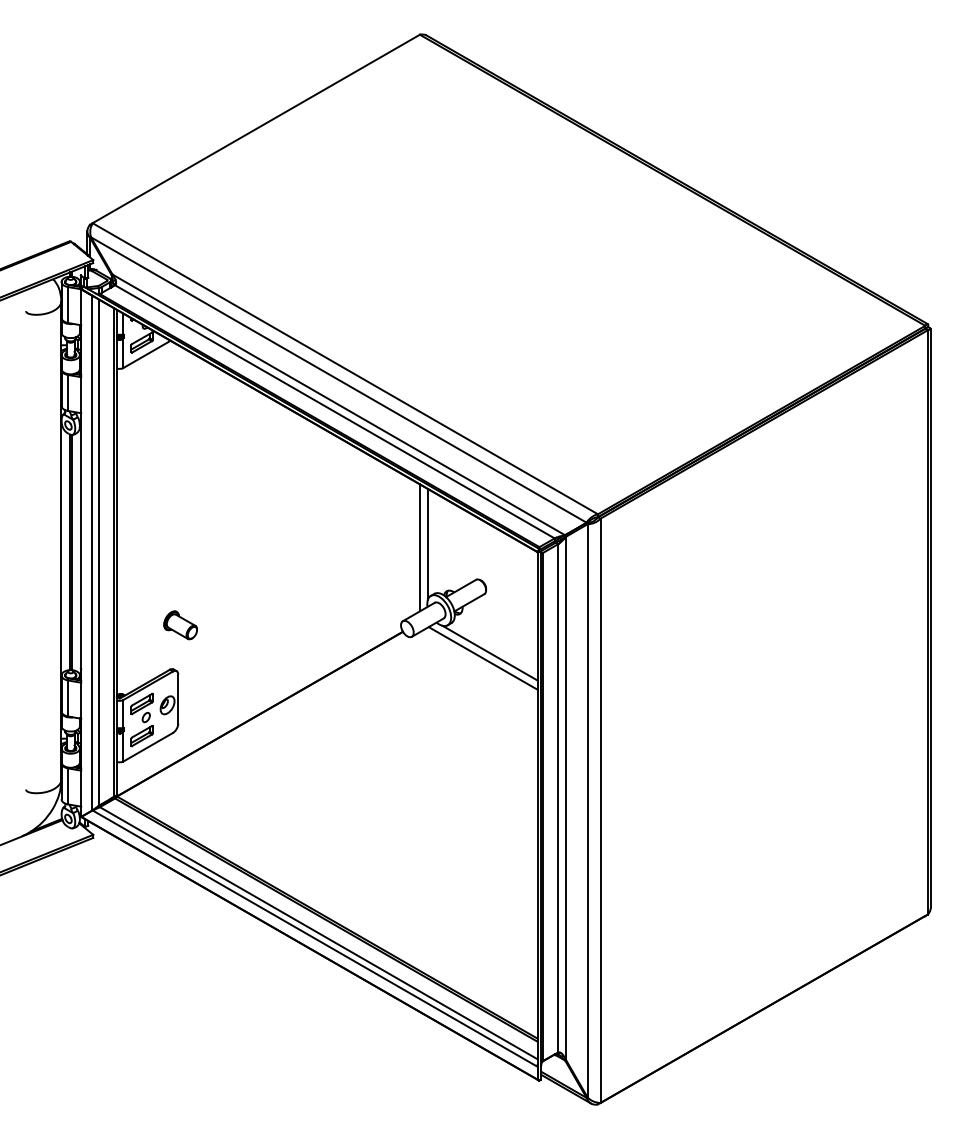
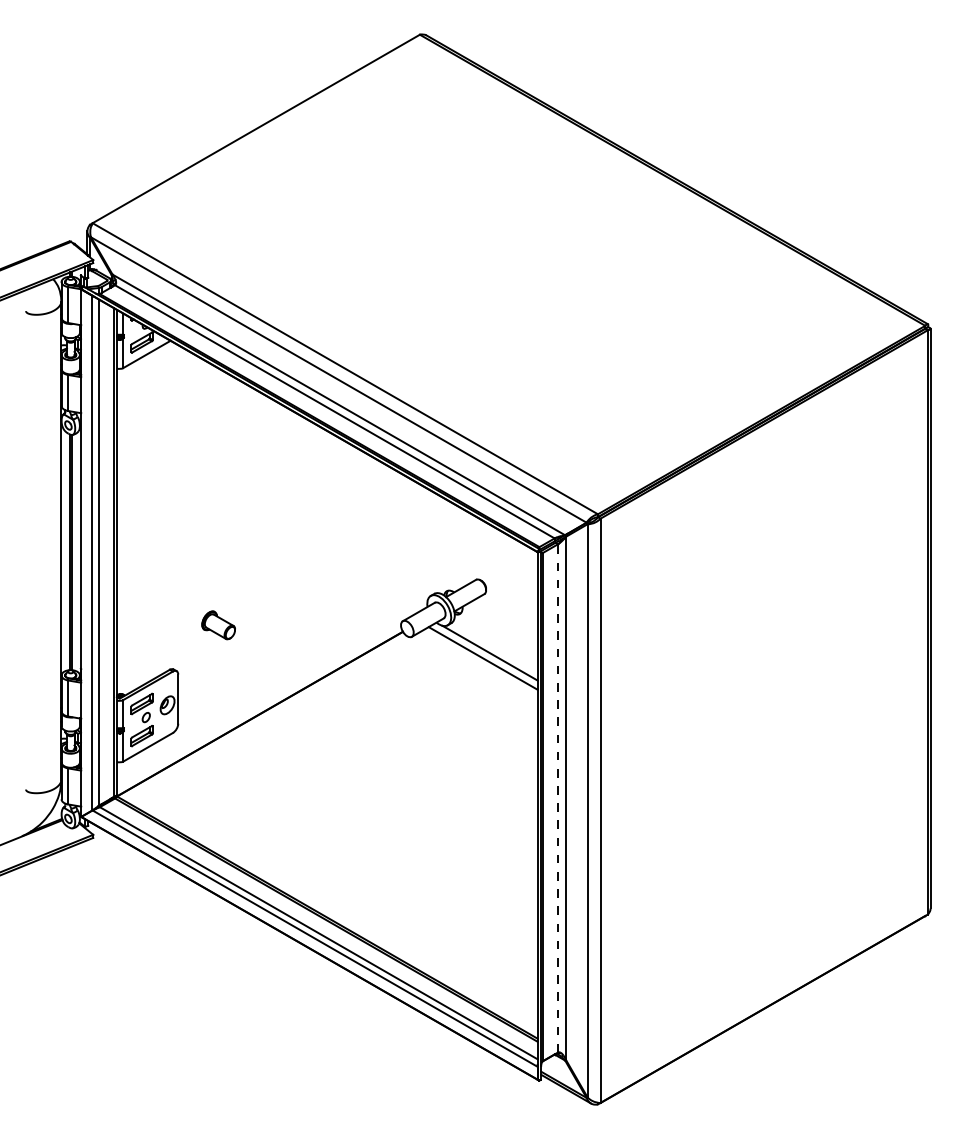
line: present -> none (427, 543)
line: present -> none (419, 547)
part position: (180, 625) -> (218, 625) (218, 625)
line: solid -> dashed (558, 797)
